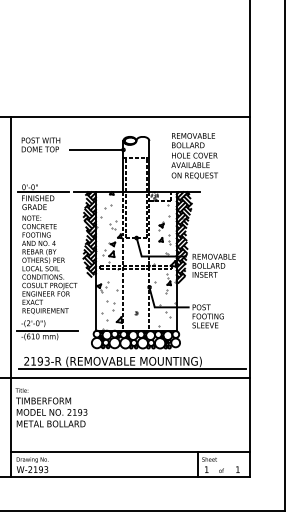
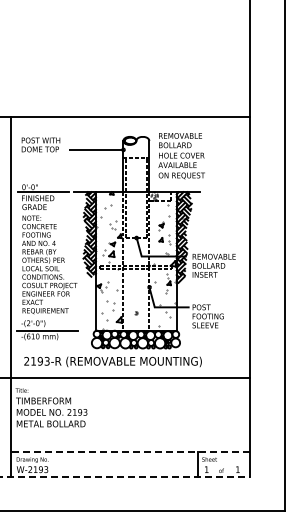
text position: (194, 156) -> (181, 156) (181, 156)
line: present -> none (132, 368)
line: solid -> dashed (130, 452)
line: solid -> dashed (125, 476)
